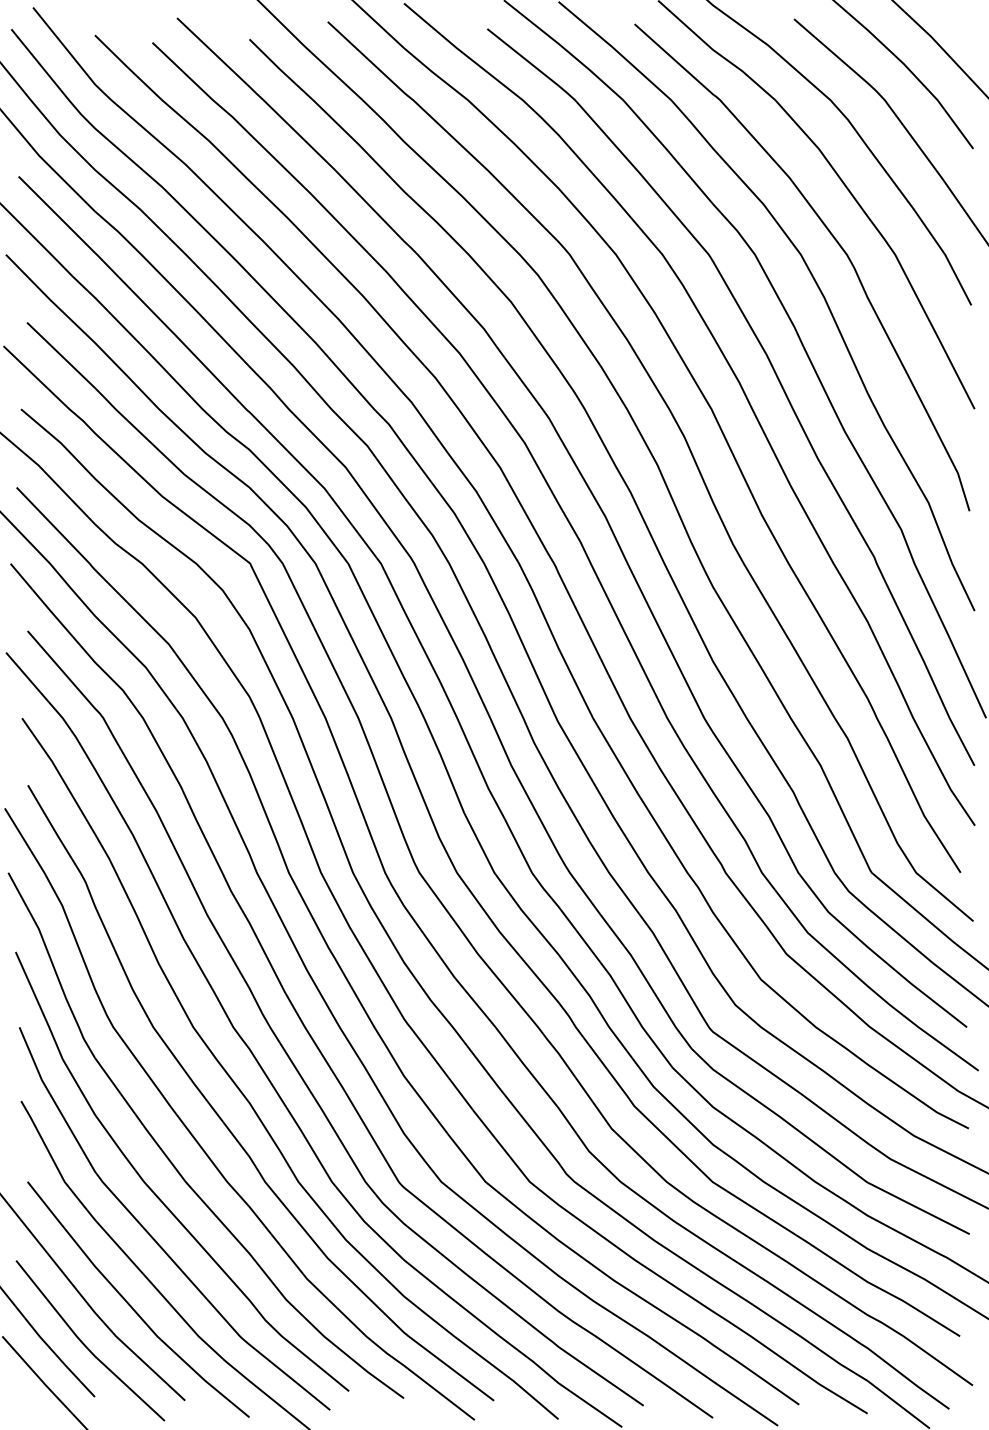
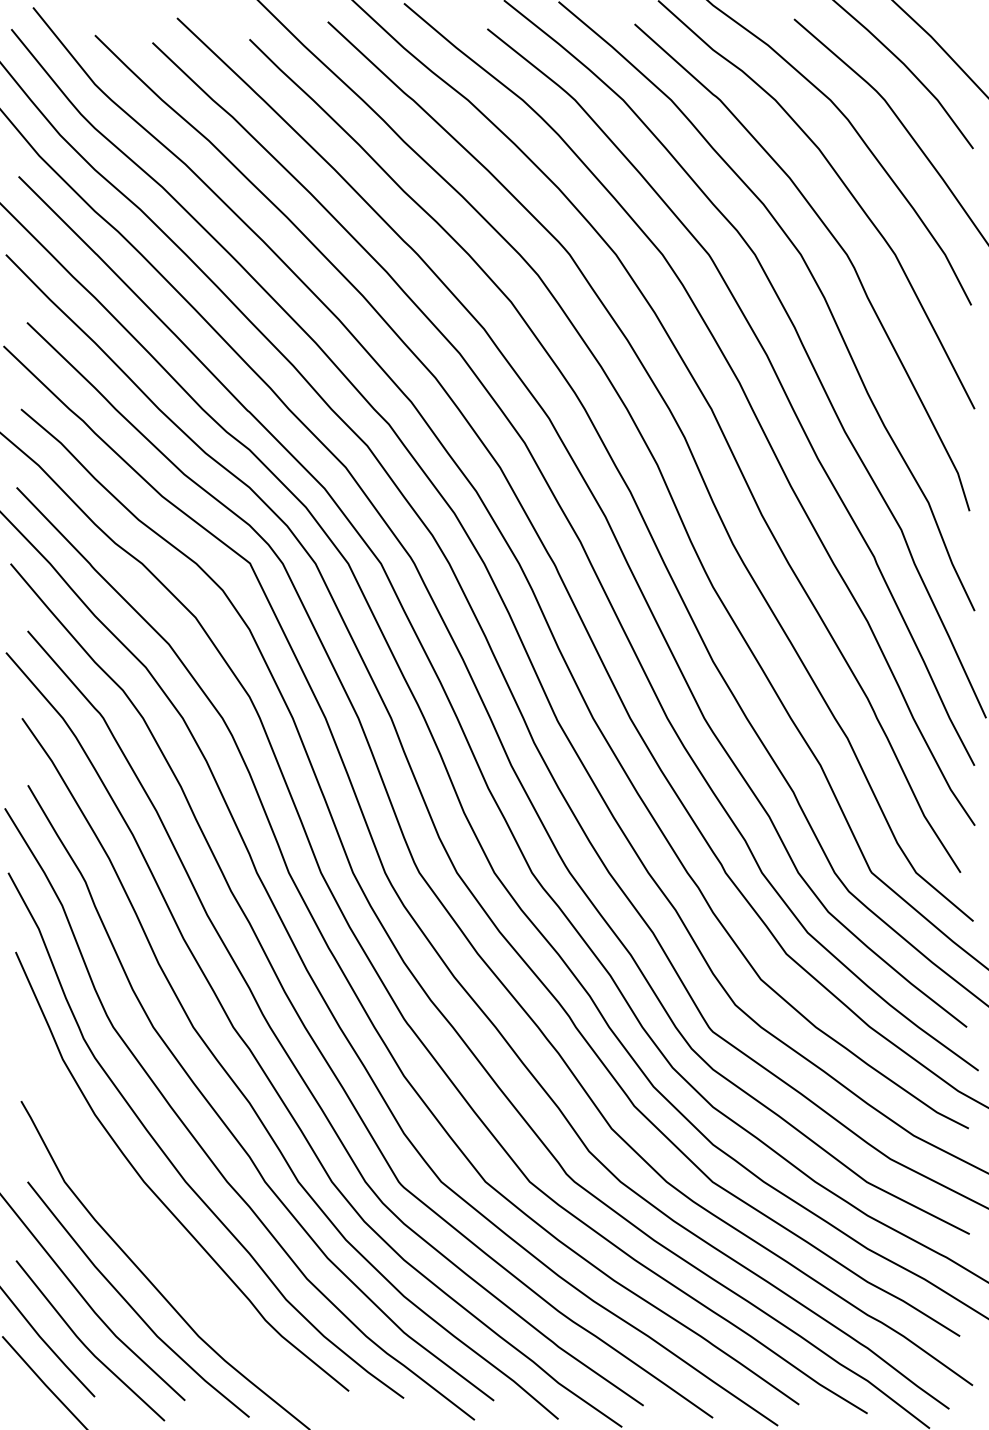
curve: present -> none (154, 1238)
